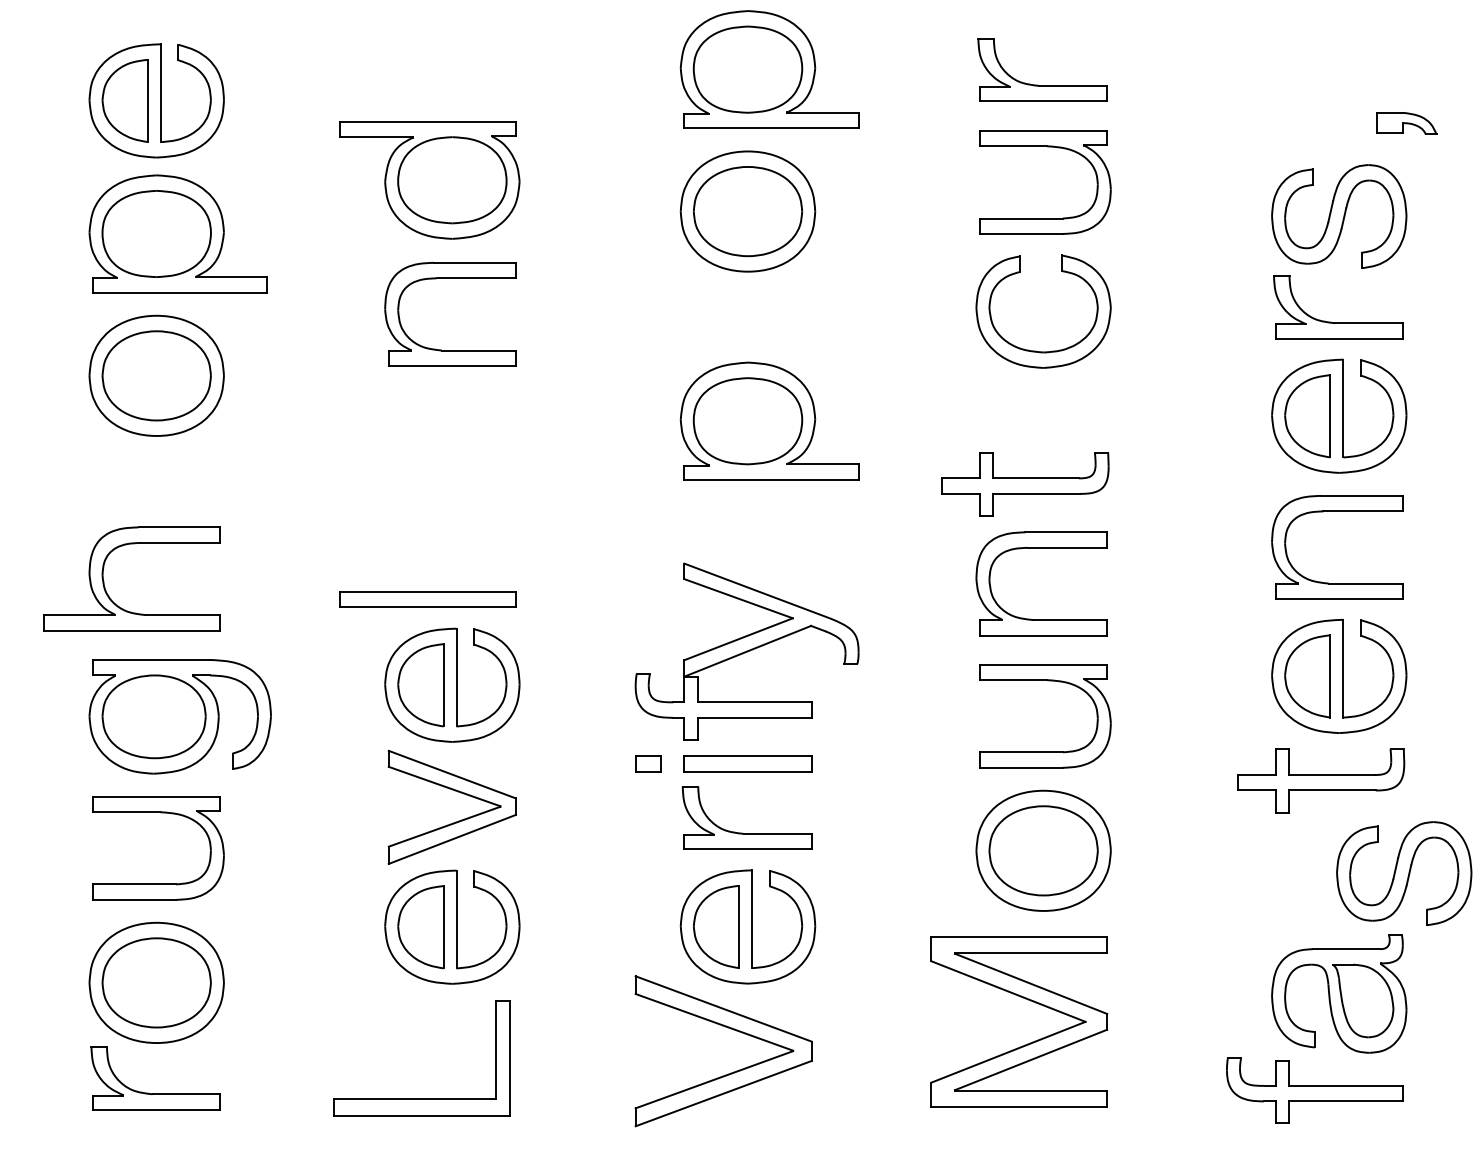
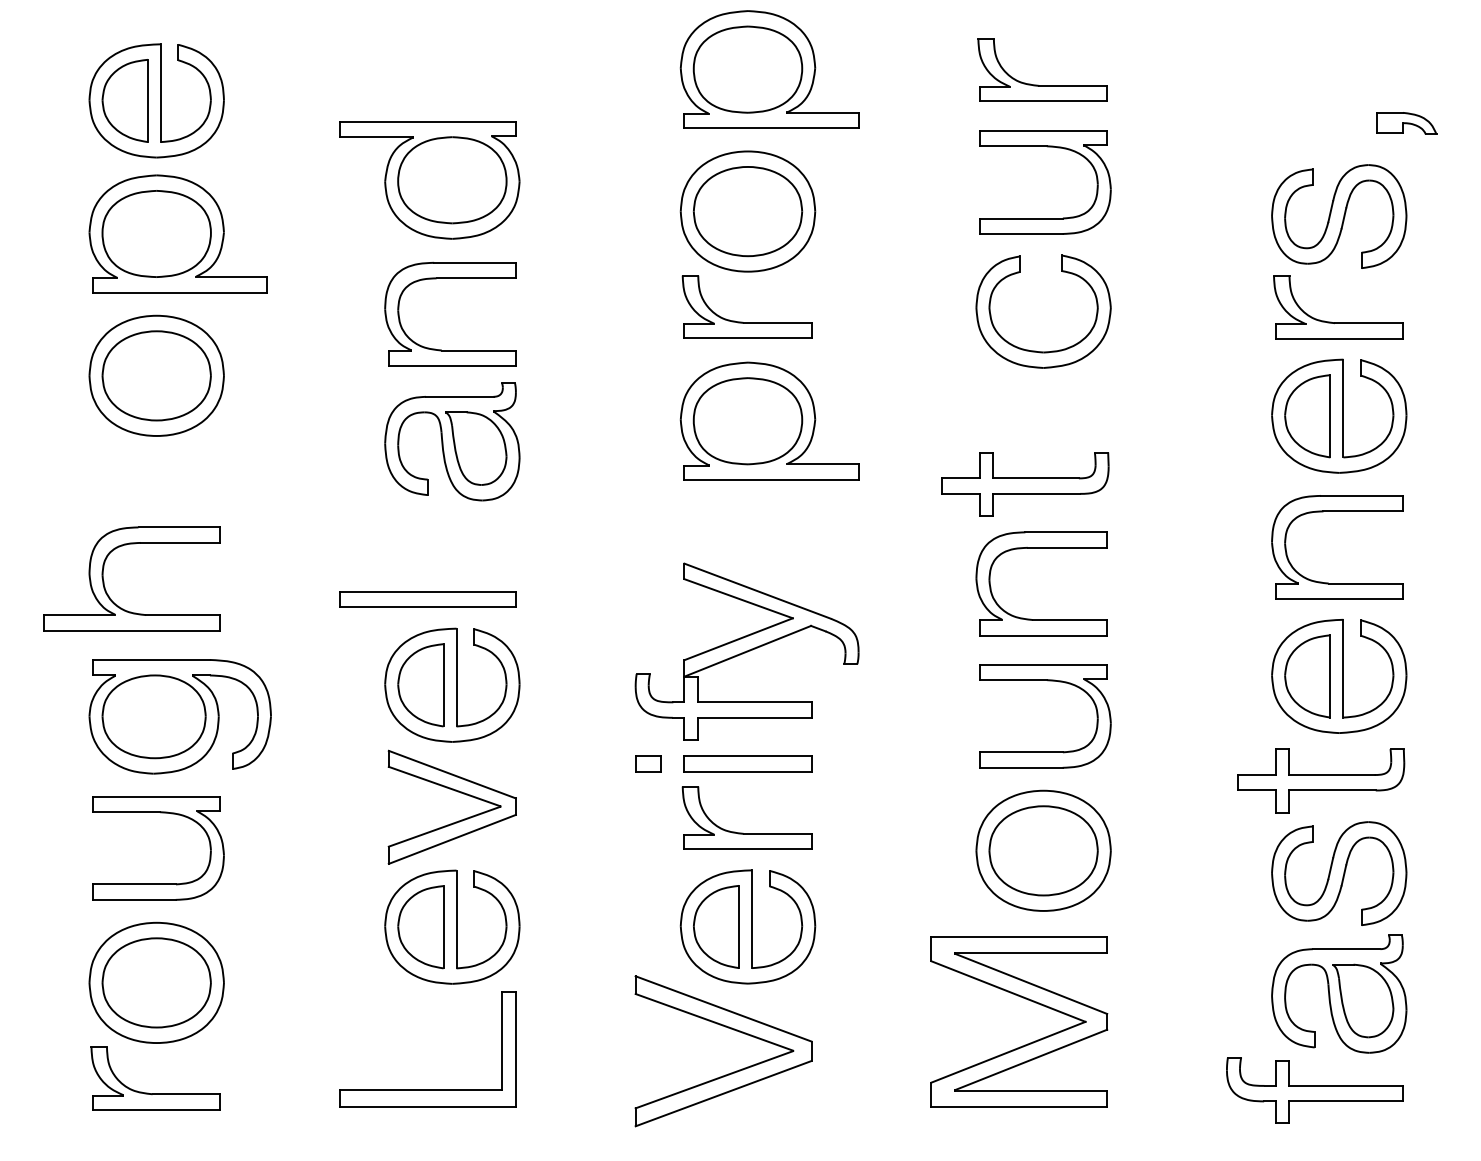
part: none -> present (742, 321)
part: none -> present (452, 441)
part position: (1404, 873) -> (1339, 873) (1339, 873)
part position: (421, 1098) -> (427, 1089) (427, 1089)
